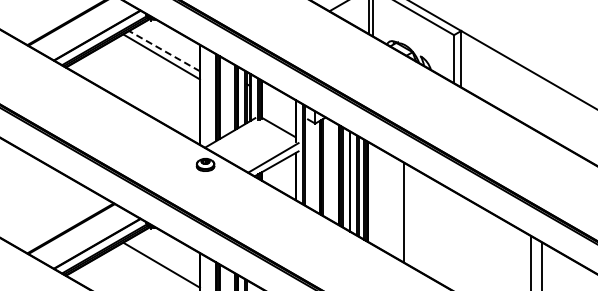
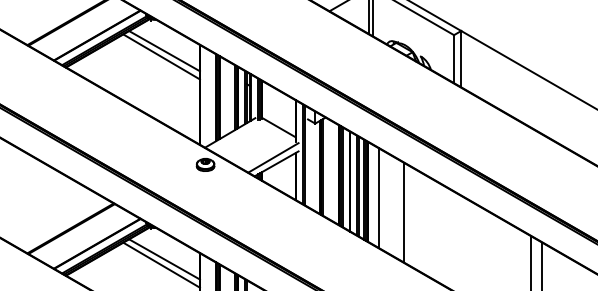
line: dashed -> solid (164, 51)
line: none -> present (378, 197)
line: none -> present (164, 259)
